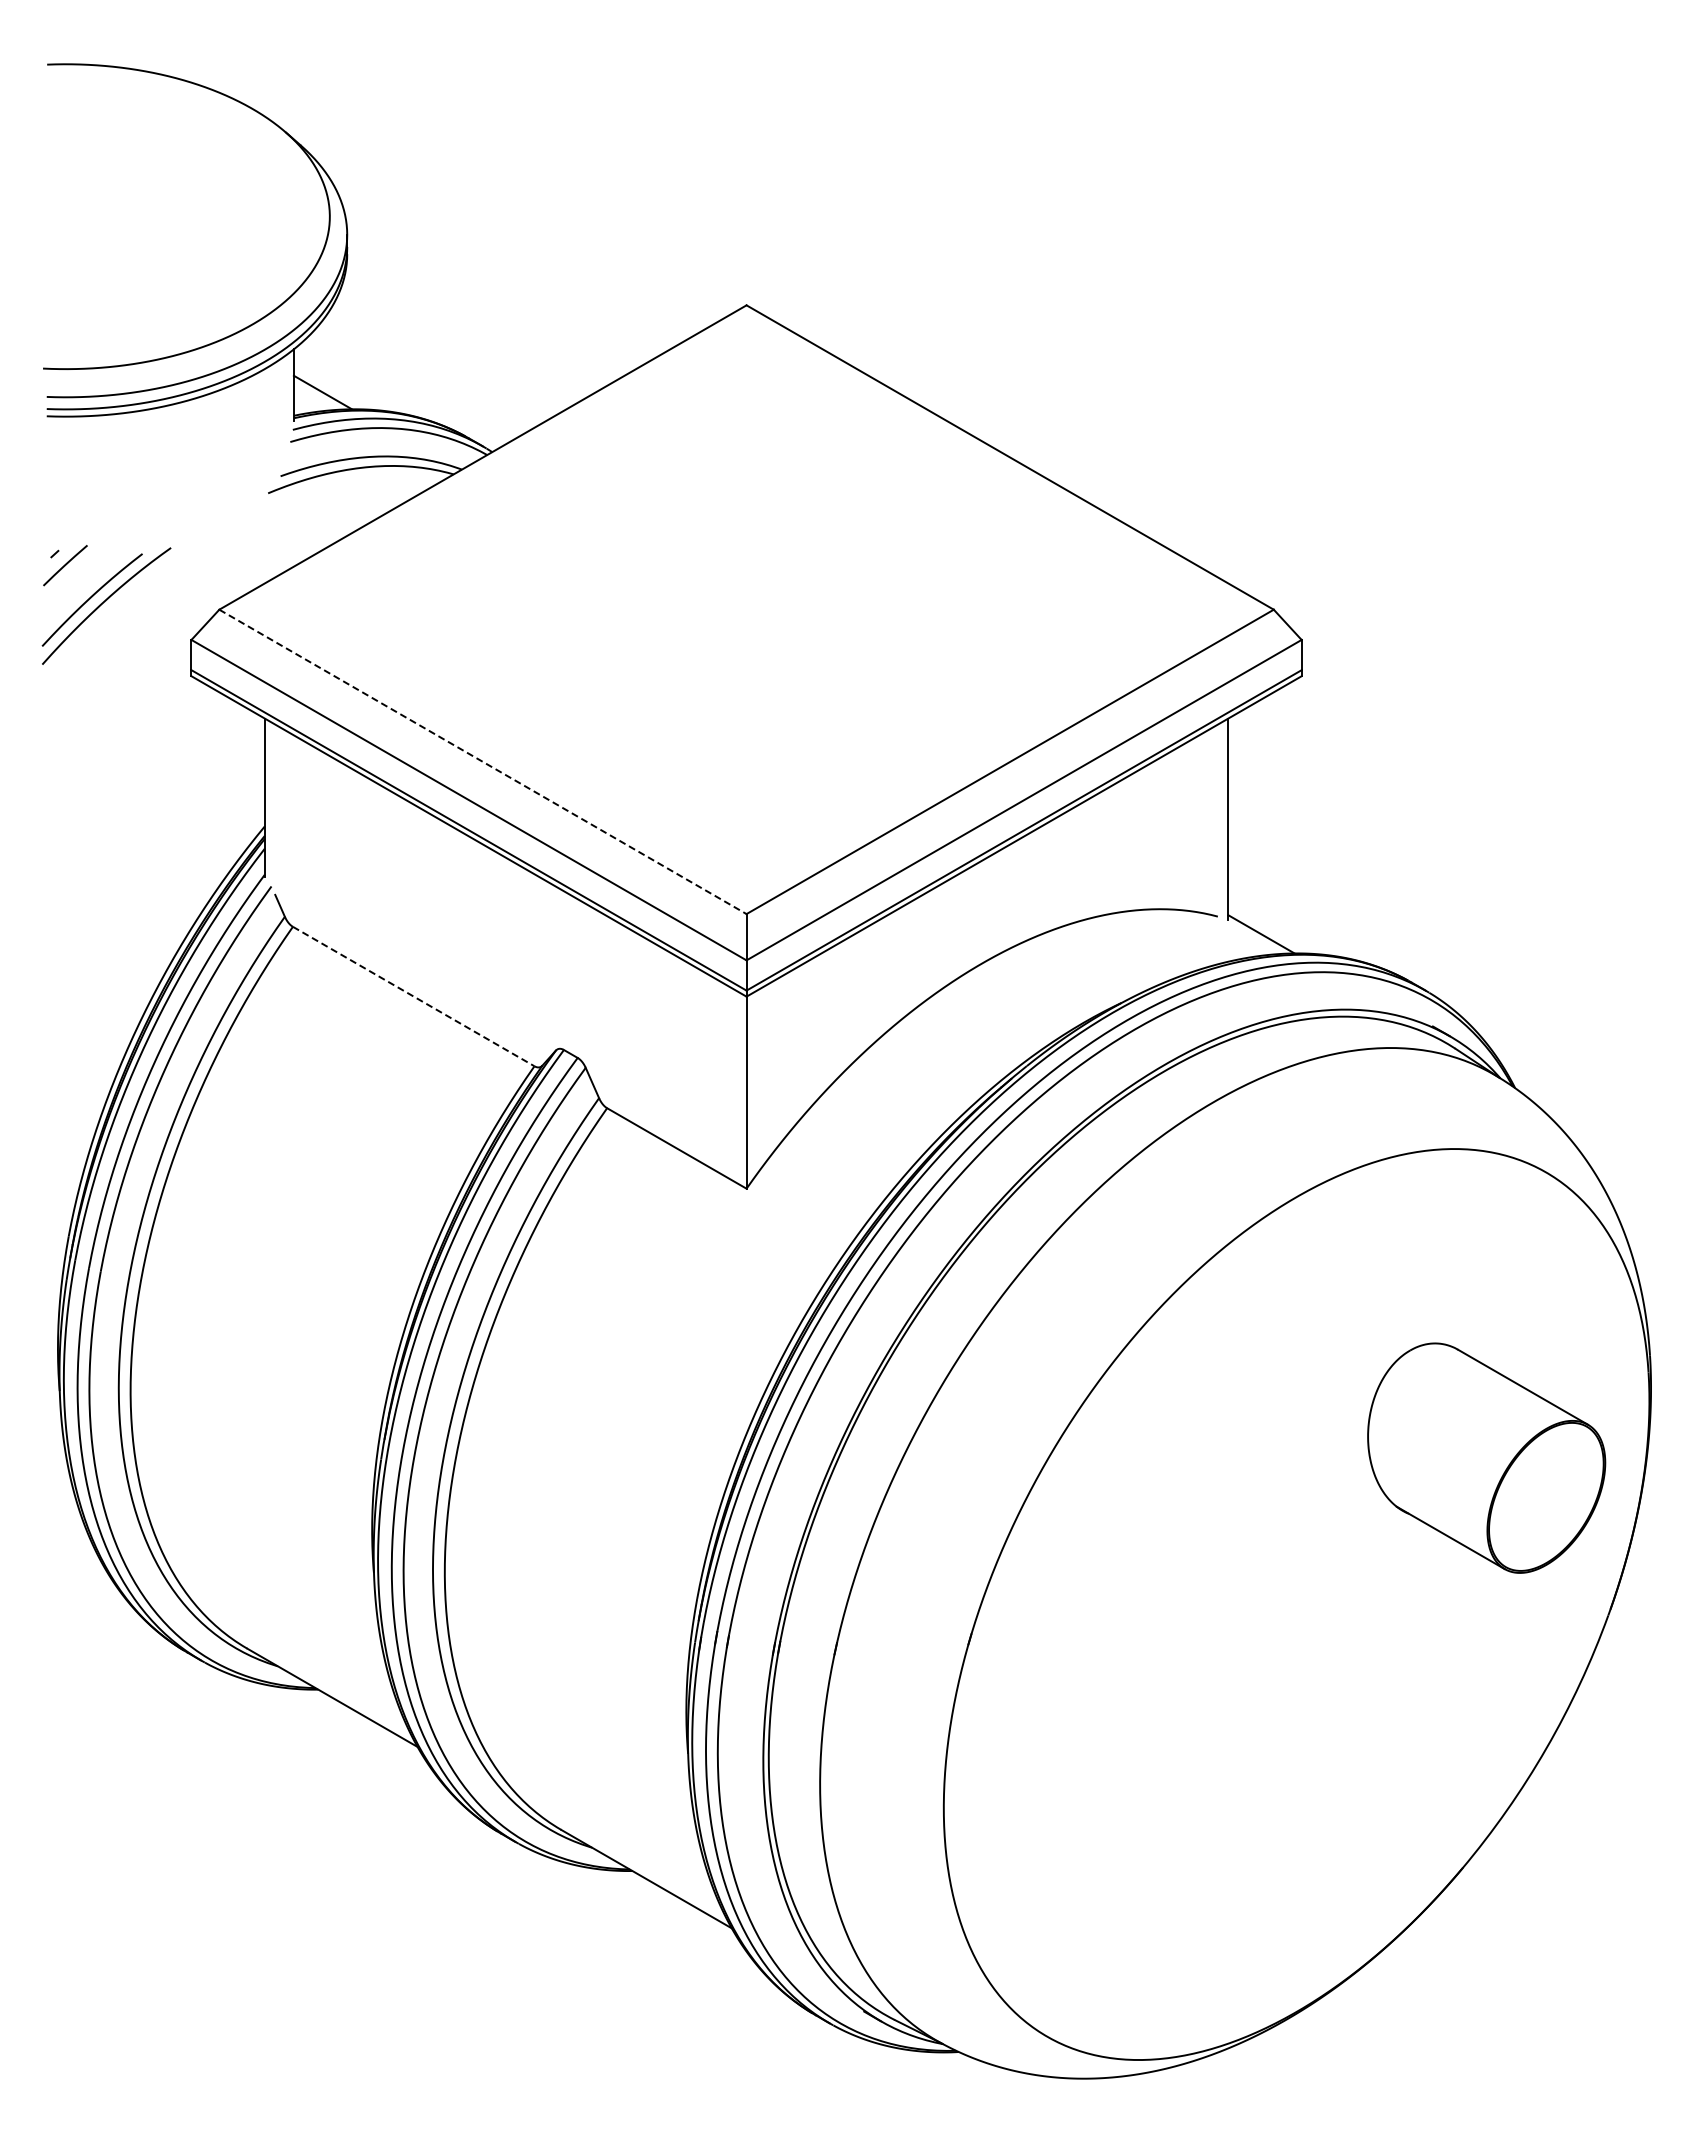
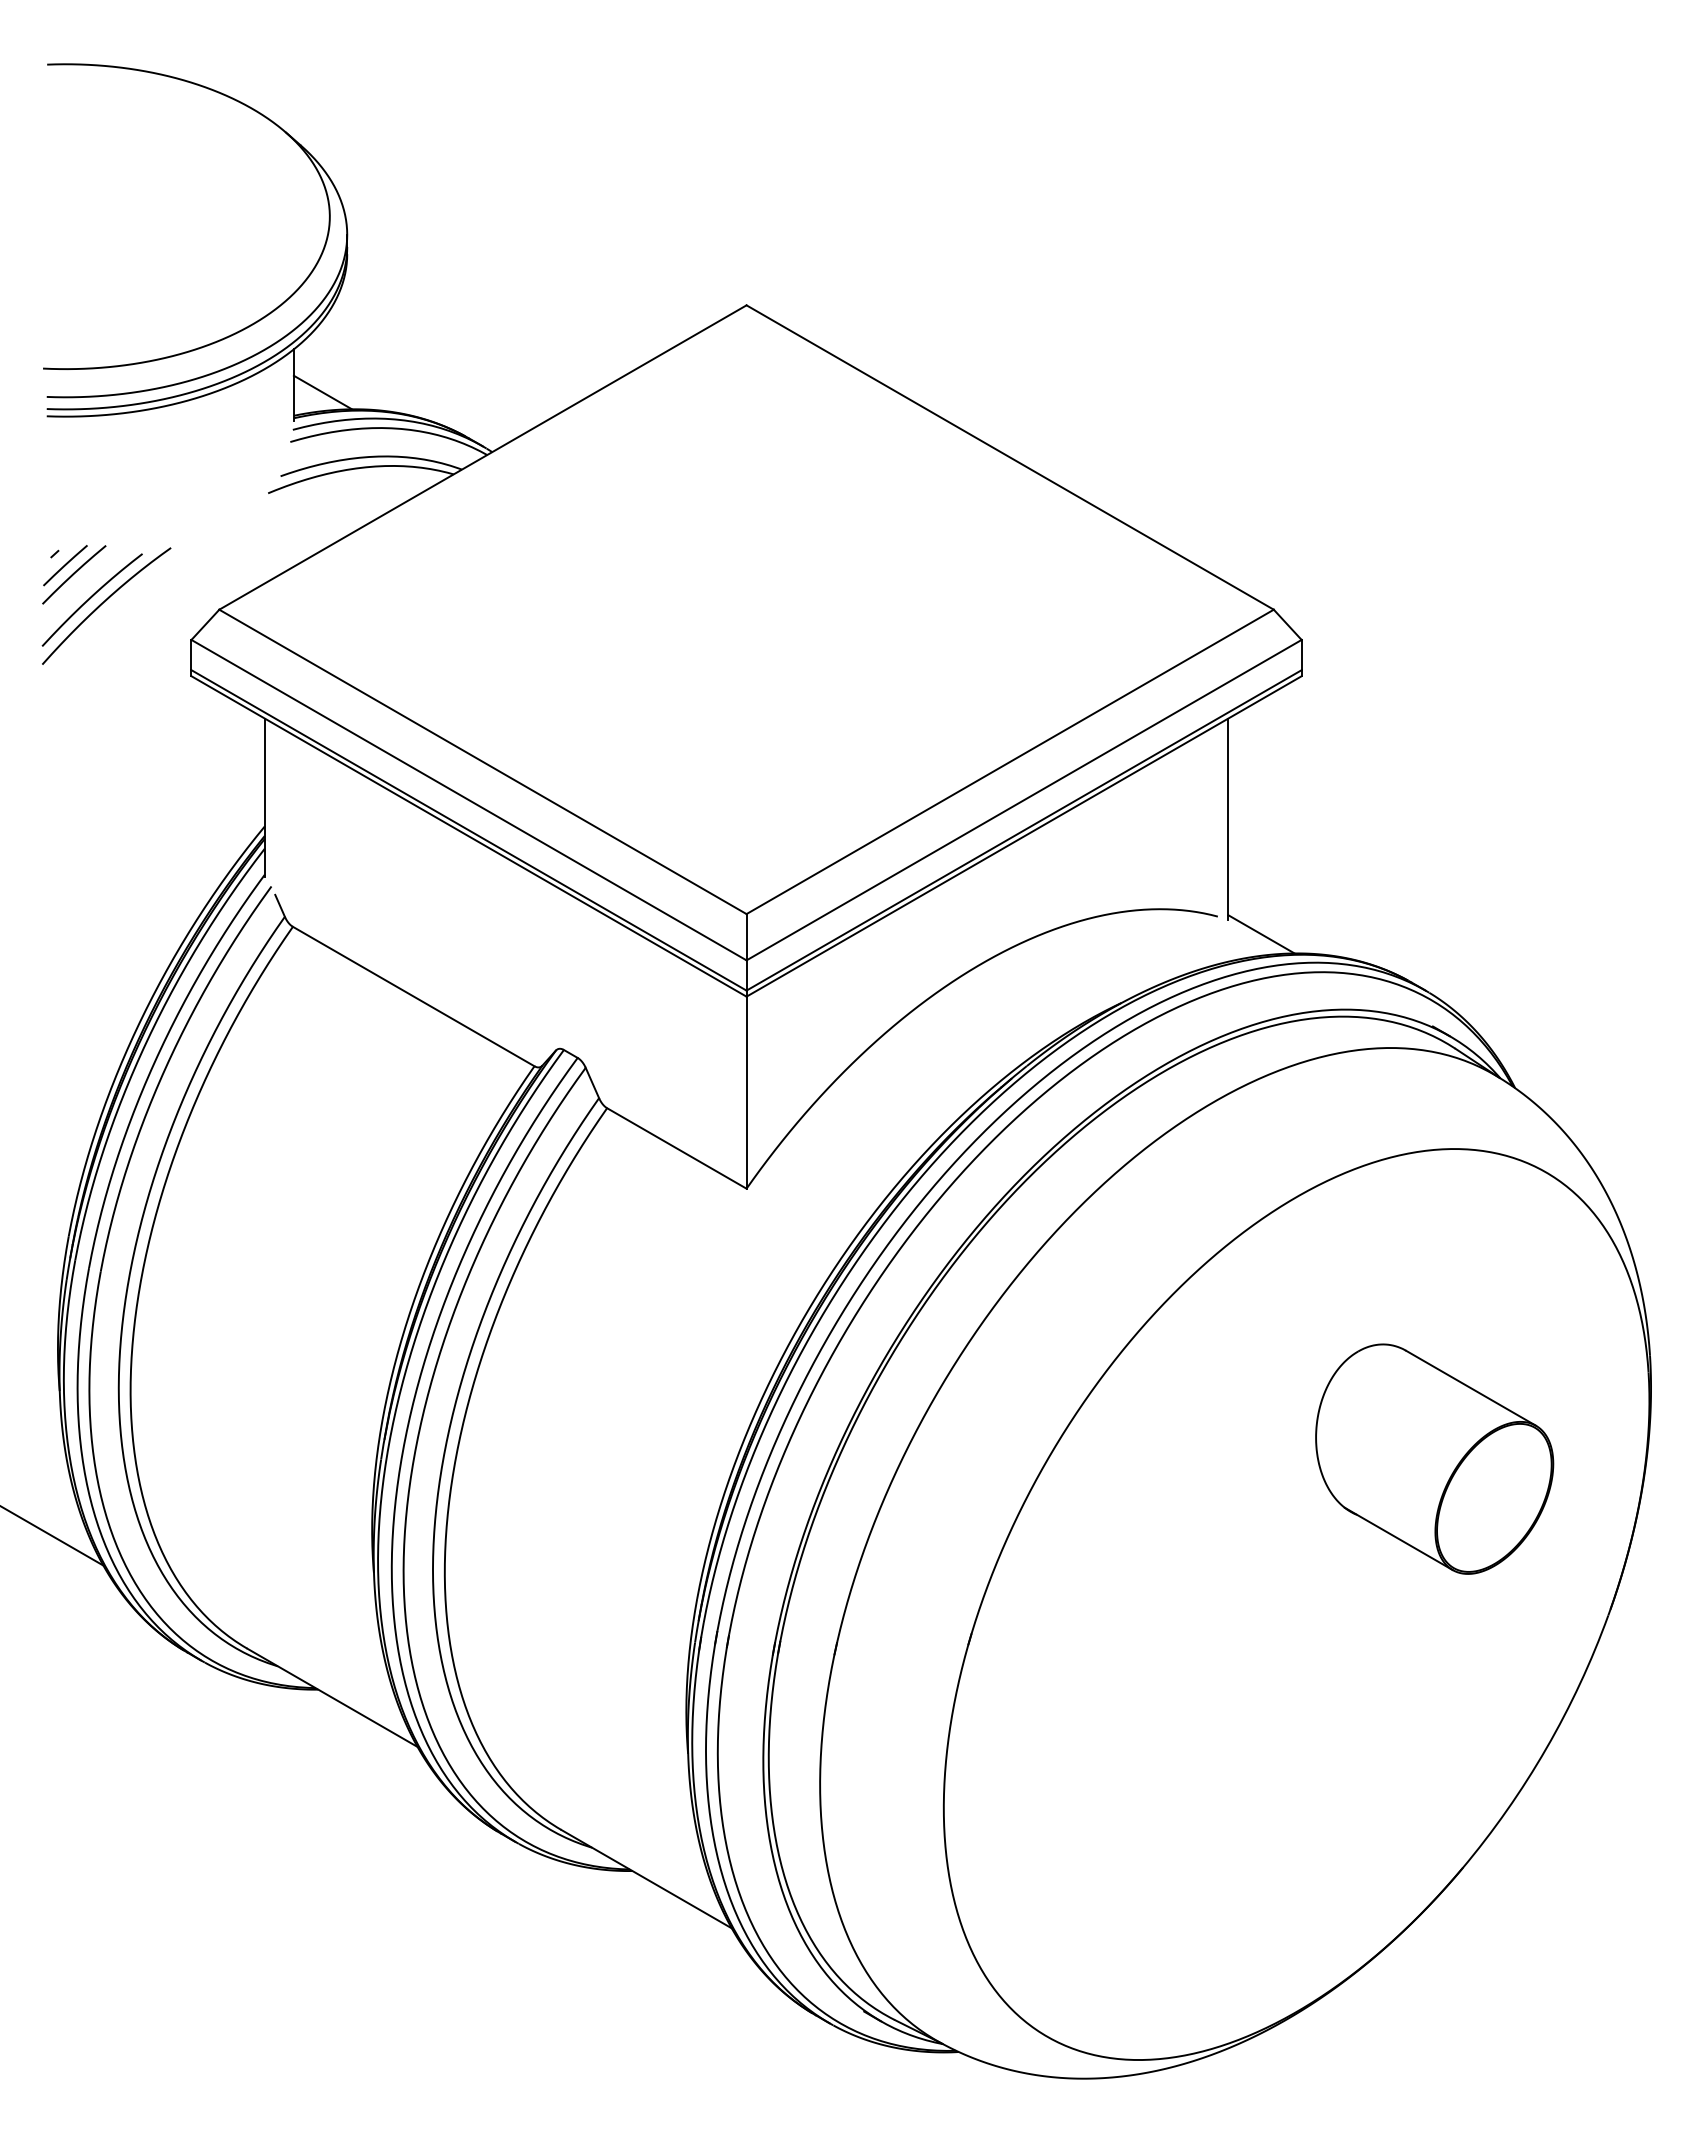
curve: none -> present (74, 574)
line: dashed -> solid (483, 762)
line: dashed -> solid (414, 996)
part position: (1486, 1457) -> (1434, 1458) (1434, 1458)
line: none -> present (52, 1536)
